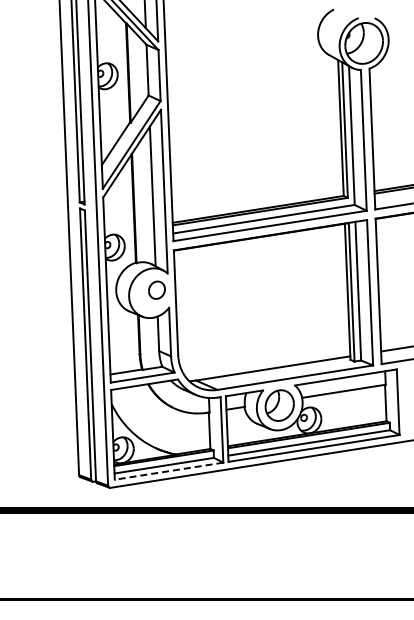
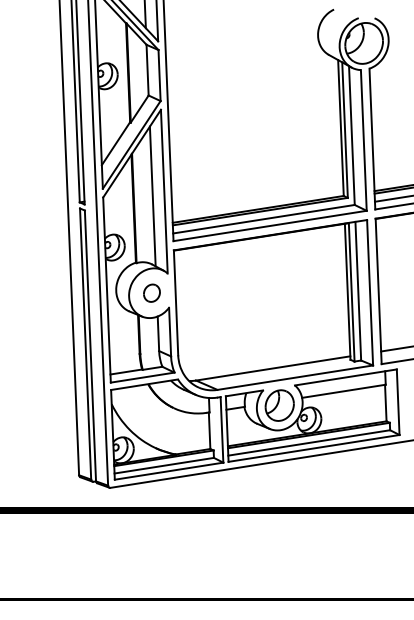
line: none -> present (392, 198)
part position: (156, 289) -> (151, 292) (151, 292)
line: dashed -> solid (169, 471)
